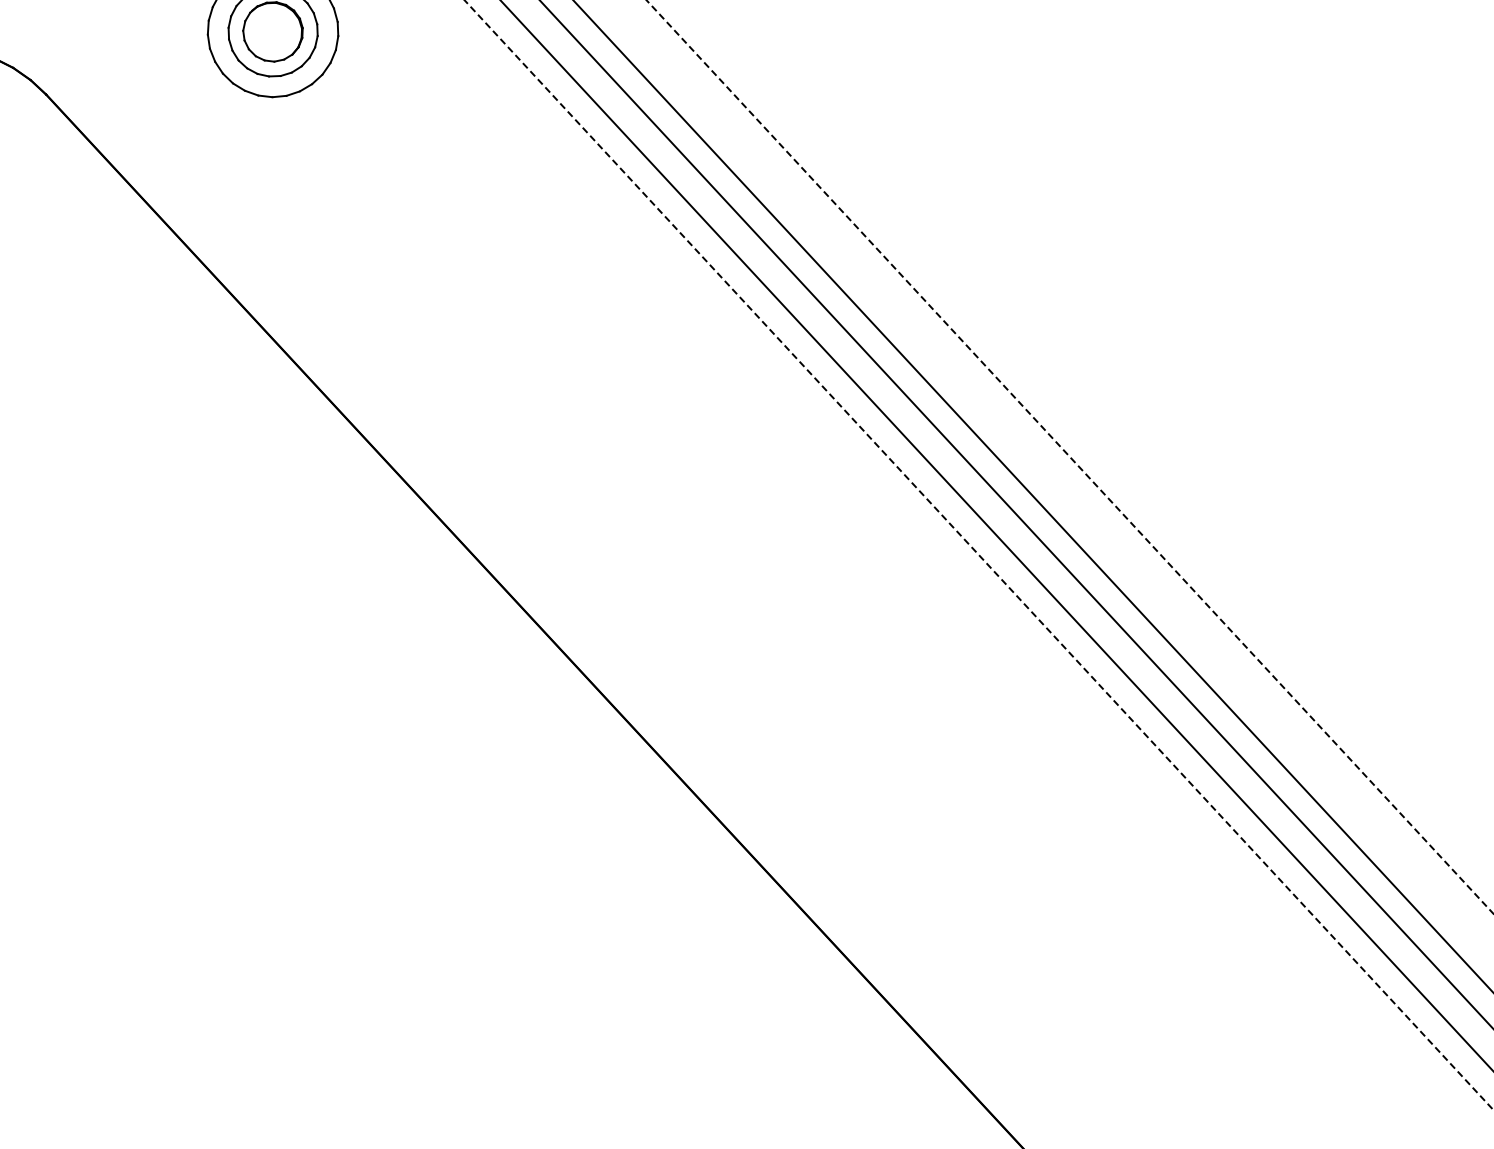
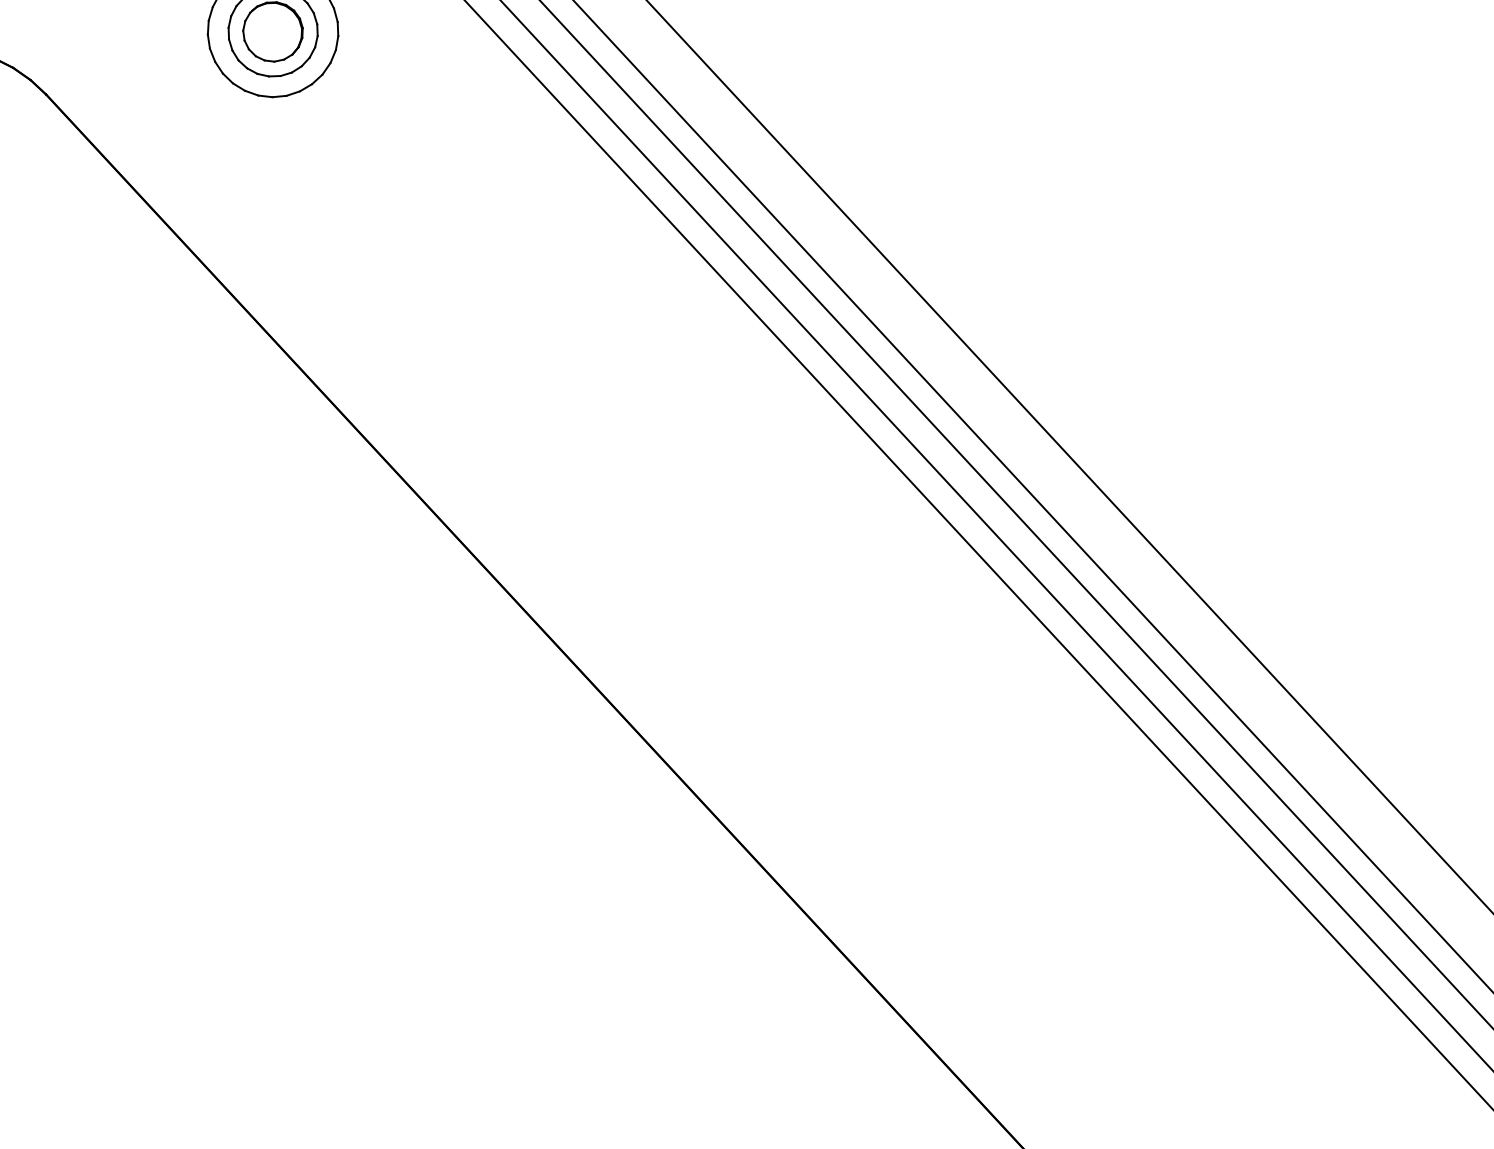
line: dashed -> solid (1070, 457)
line: dashed -> solid (979, 555)
